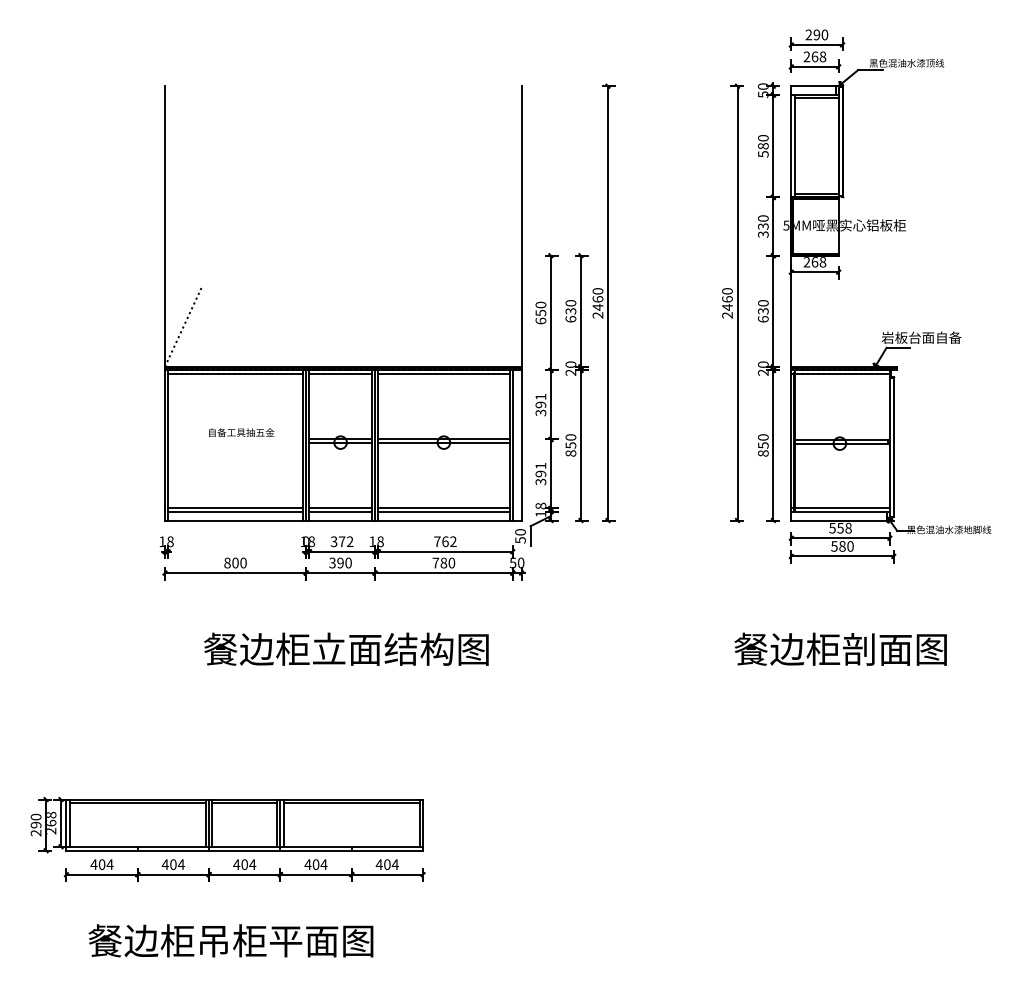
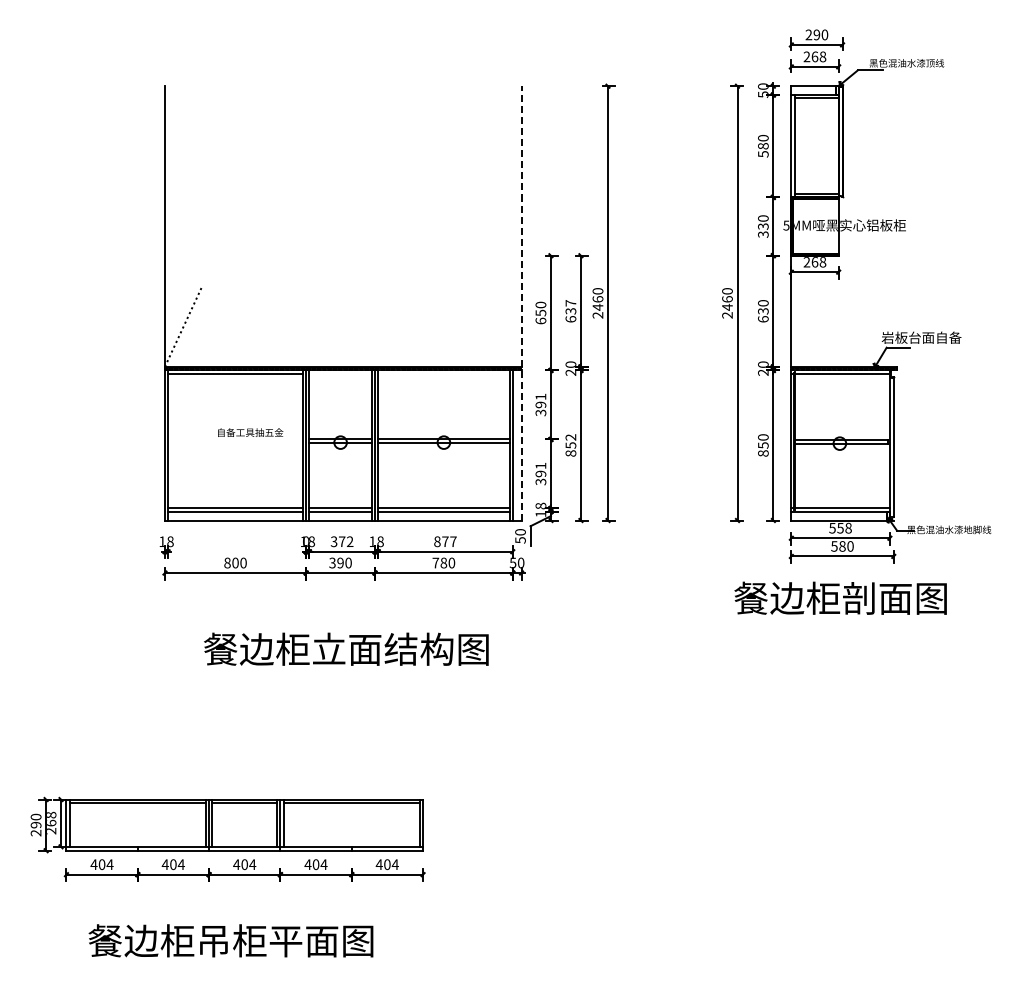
line: solid -> dashed (521, 302)
text: 630 -> 637 (570, 303)
line: present -> none (340, 373)
line: present -> none (443, 373)
text position: (241, 432) -> (250, 432) (250, 432)
text: 850 -> 852 (570, 437)
text: 762 -> 877 (445, 541)
text position: (840, 648) -> (840, 597) (840, 597)
